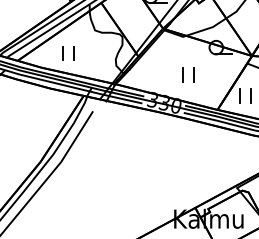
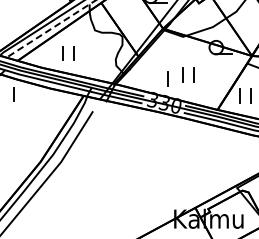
line: solid -> dashed (52, 28)
line: none -> present (167, 78)
line: none -> present (13, 94)
